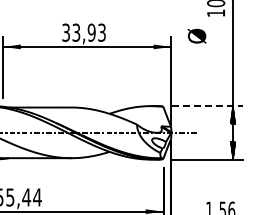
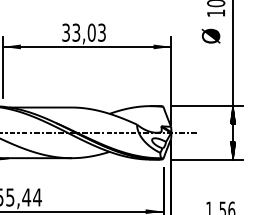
text: 33,93 -> 33,03 (91, 32)
text position: (196, 35) -> (210, 35) (210, 35)
line: dashed -> solid (207, 106)
